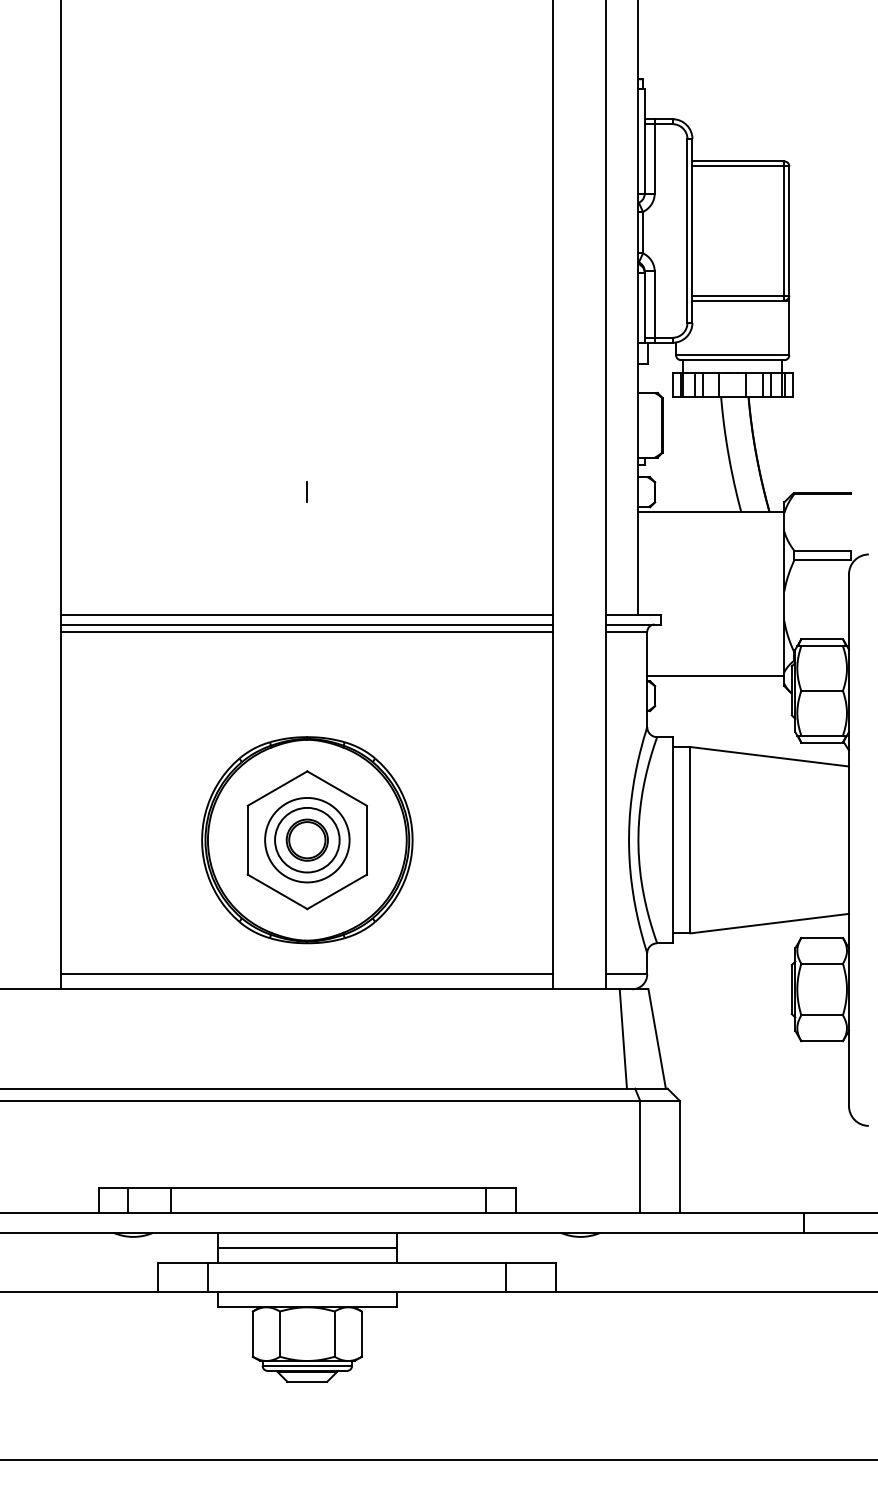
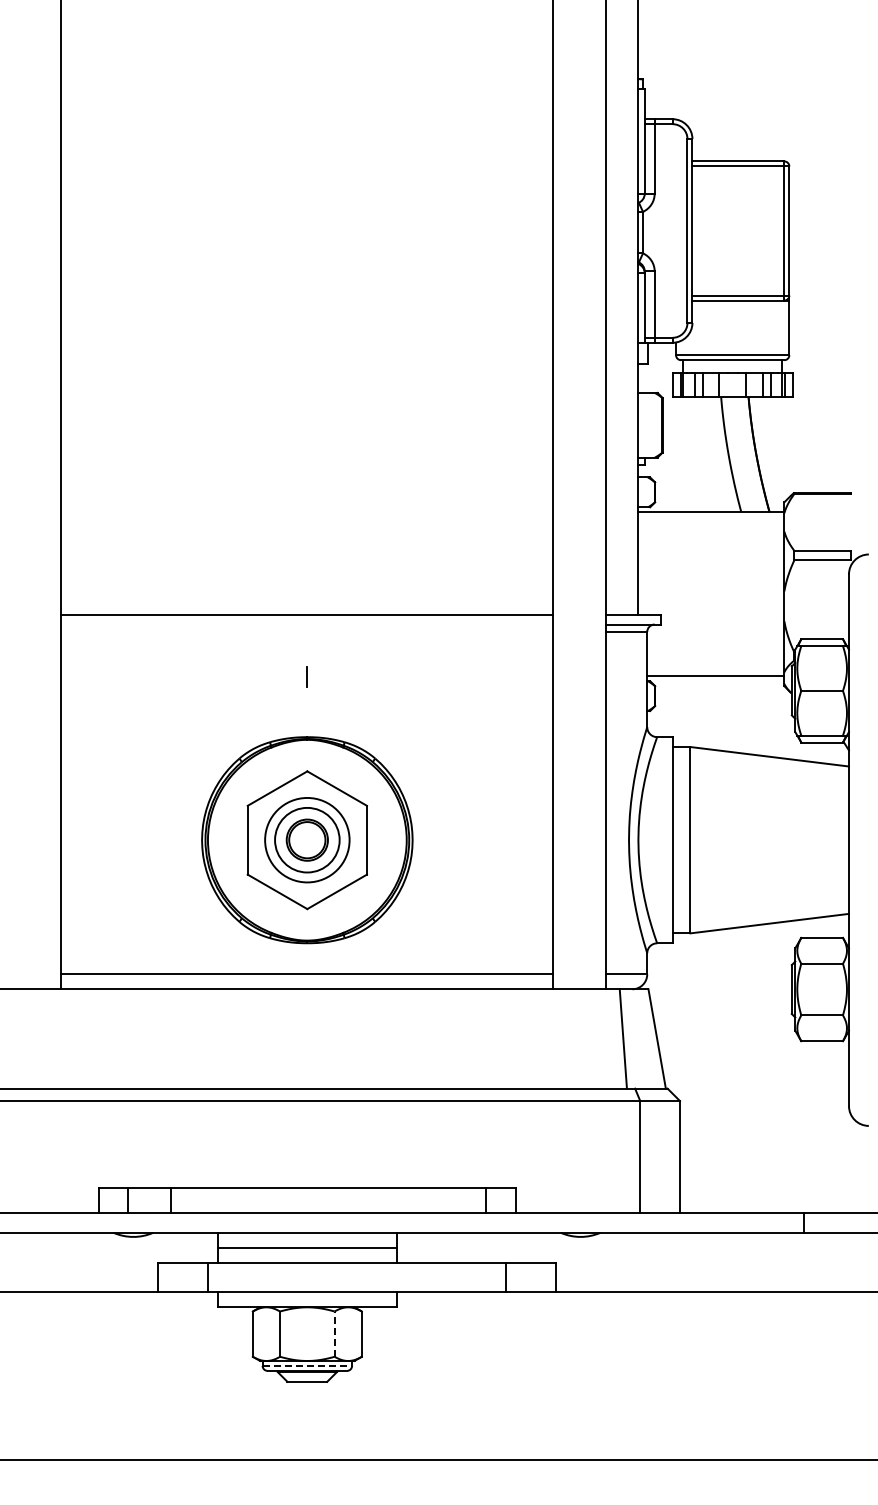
line position: (306, 491) -> (306, 676) (306, 676)
line: present -> none (307, 624)
line: present -> none (307, 632)
line: solid -> dashed (334, 1334)
line: solid -> dashed (307, 1365)
